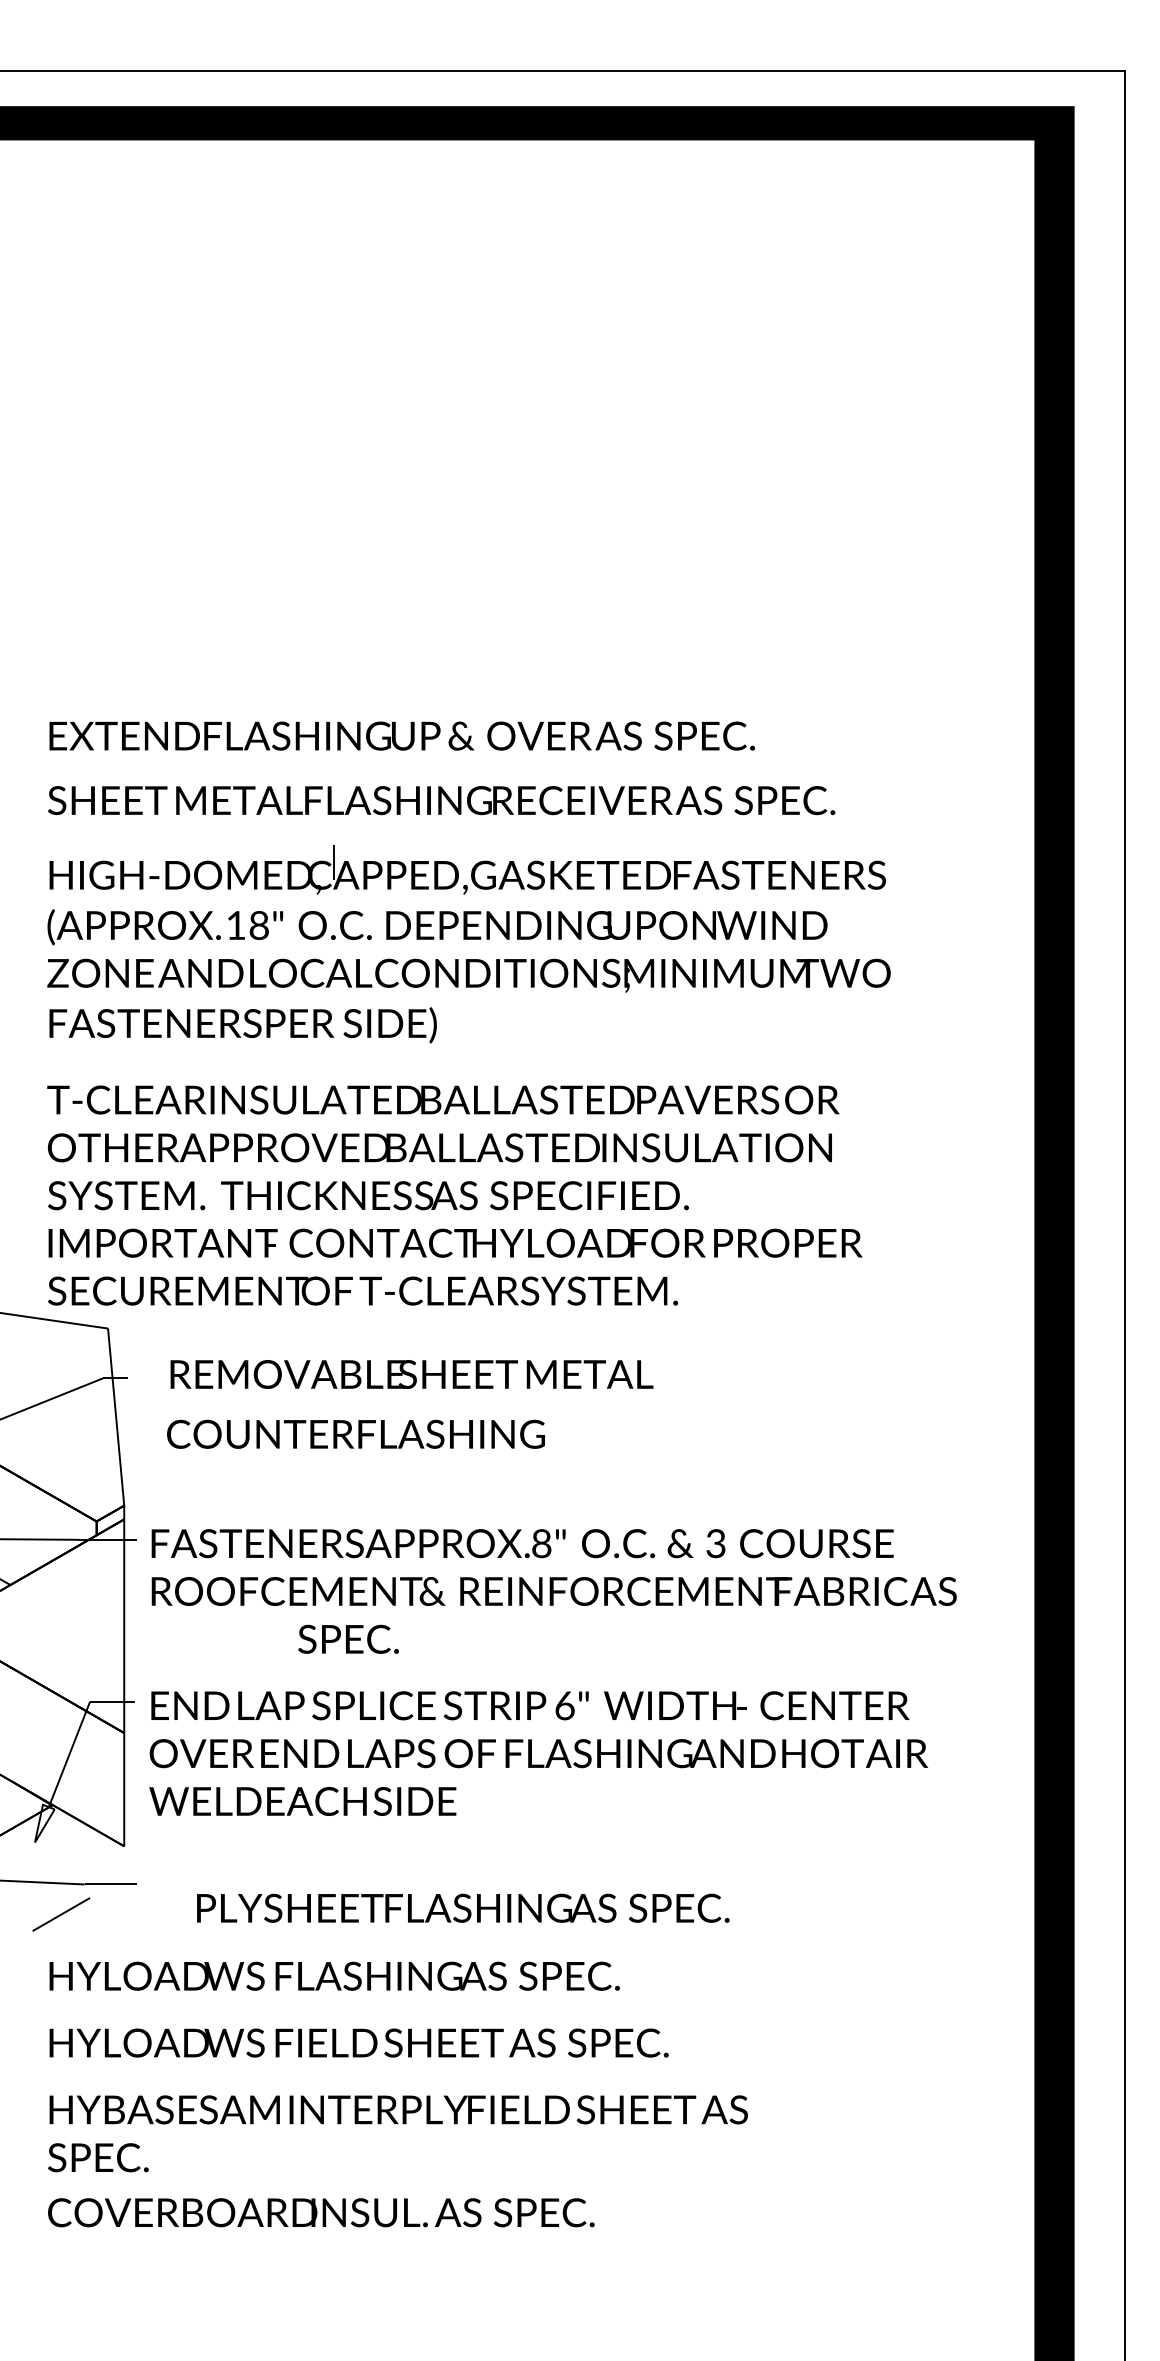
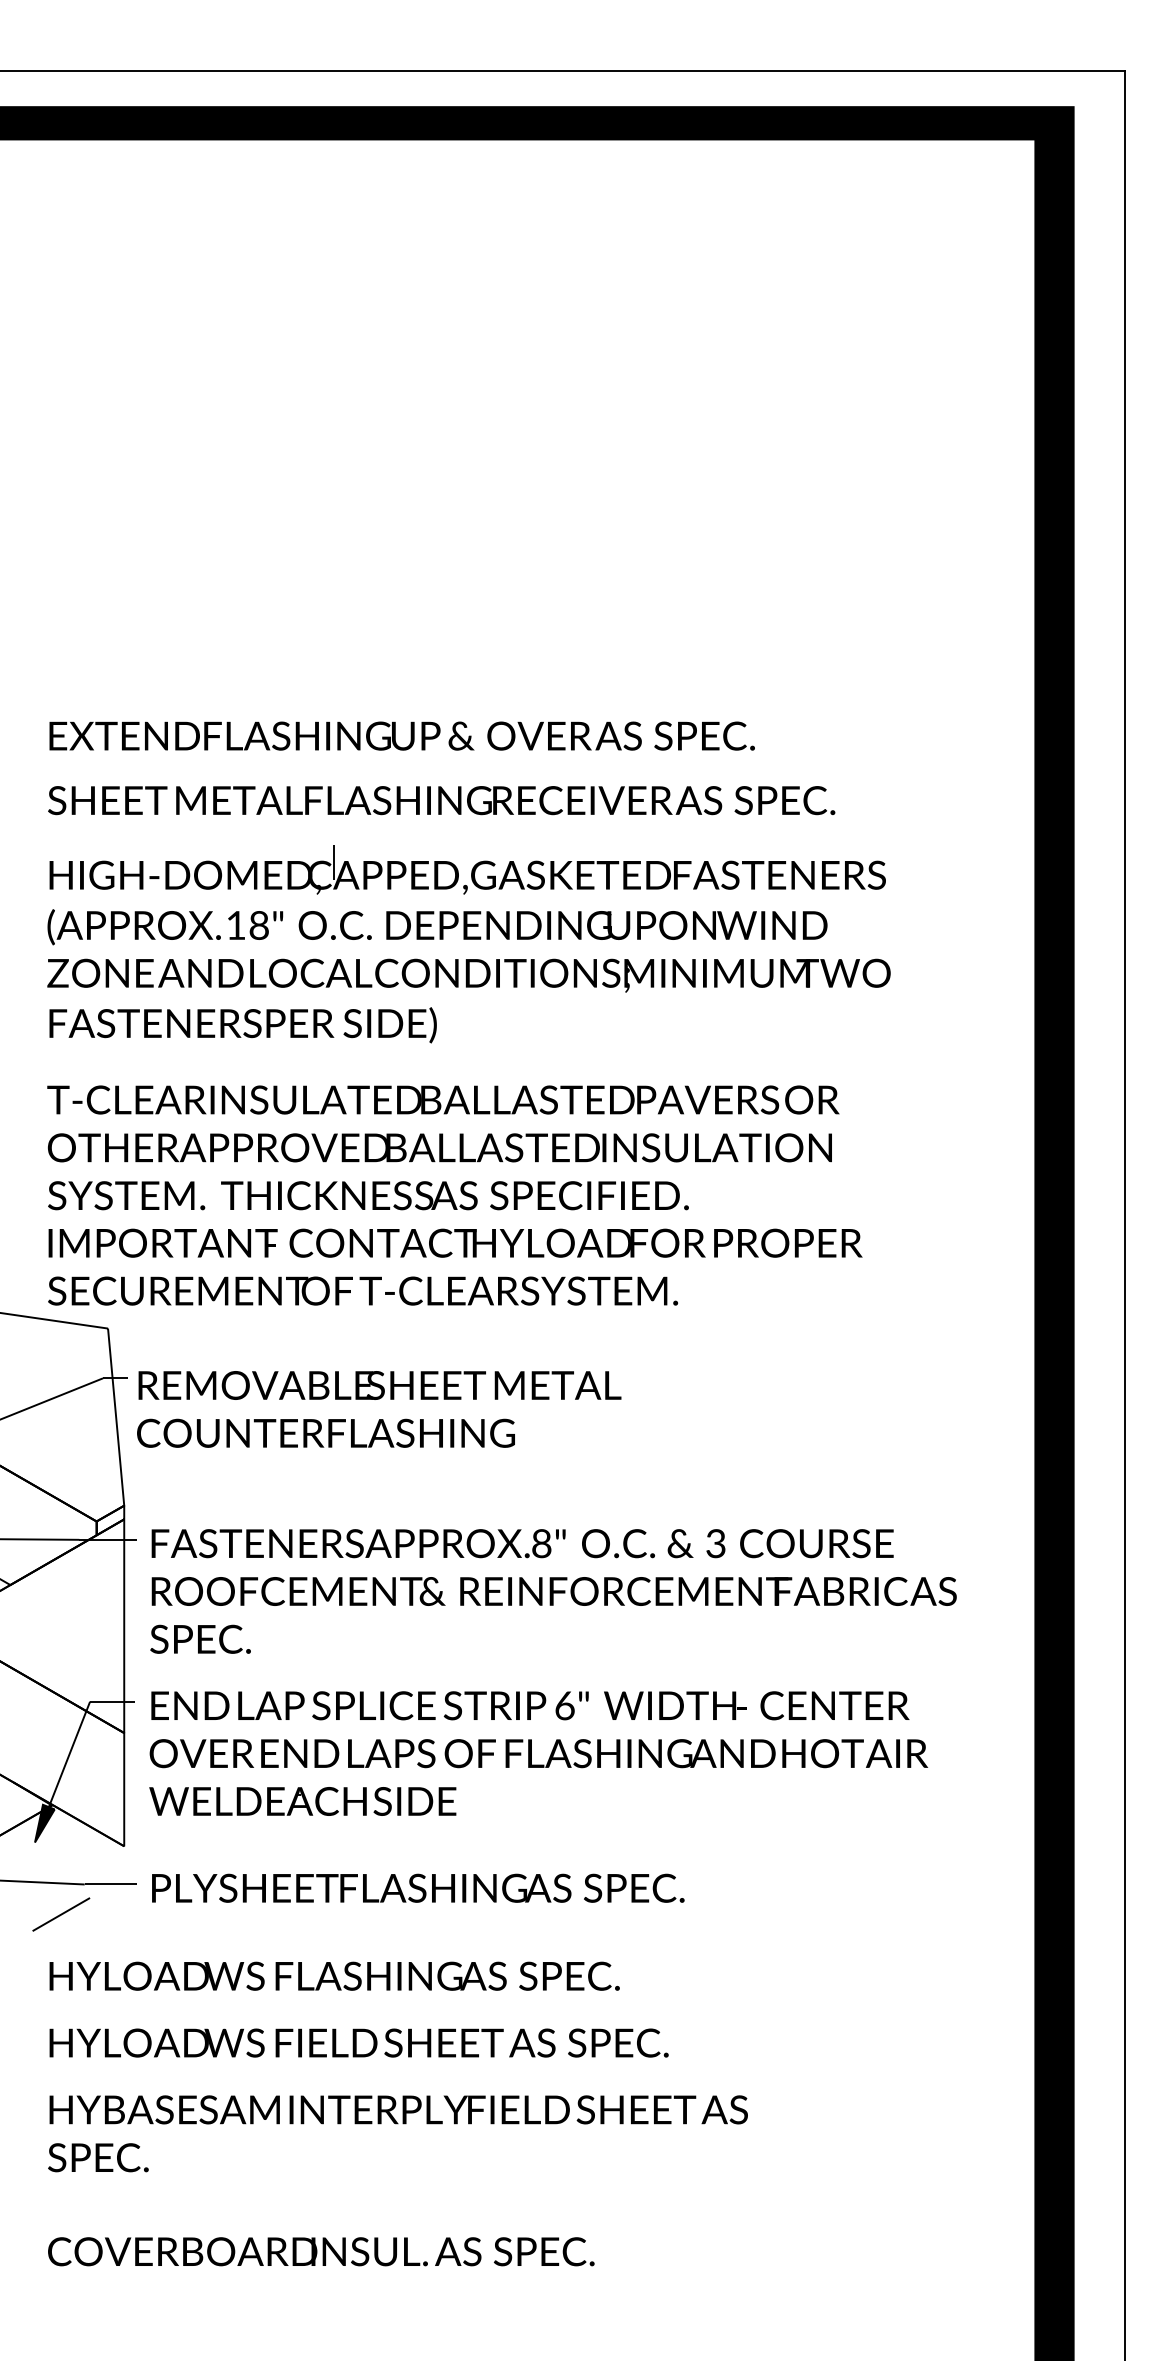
text position: (411, 1374) -> (379, 1385) (379, 1385)
text position: (355, 1433) -> (325, 1432) (325, 1432)
text position: (348, 1638) -> (200, 1638) (200, 1638)
fill: none -> present (44, 1823)
text position: (463, 1907) -> (418, 1887) (418, 1887)
text position: (321, 2212) -> (321, 2251) (321, 2251)
